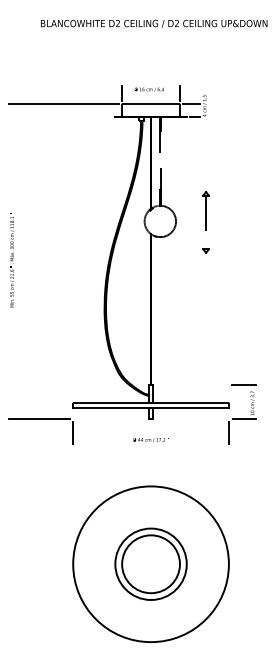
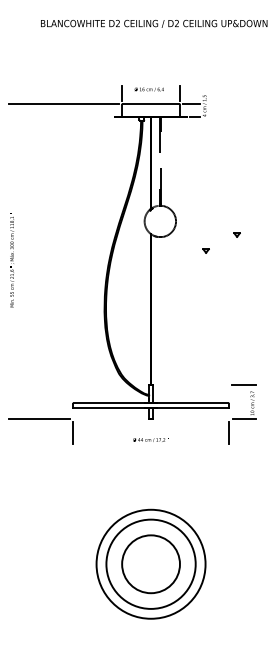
part: present -> none (205, 210)
part: none -> present (236, 234)
circle diameter: 71 px -> 89 px (150, 563)
circle diameter: 156 px -> 109 px (150, 563)
